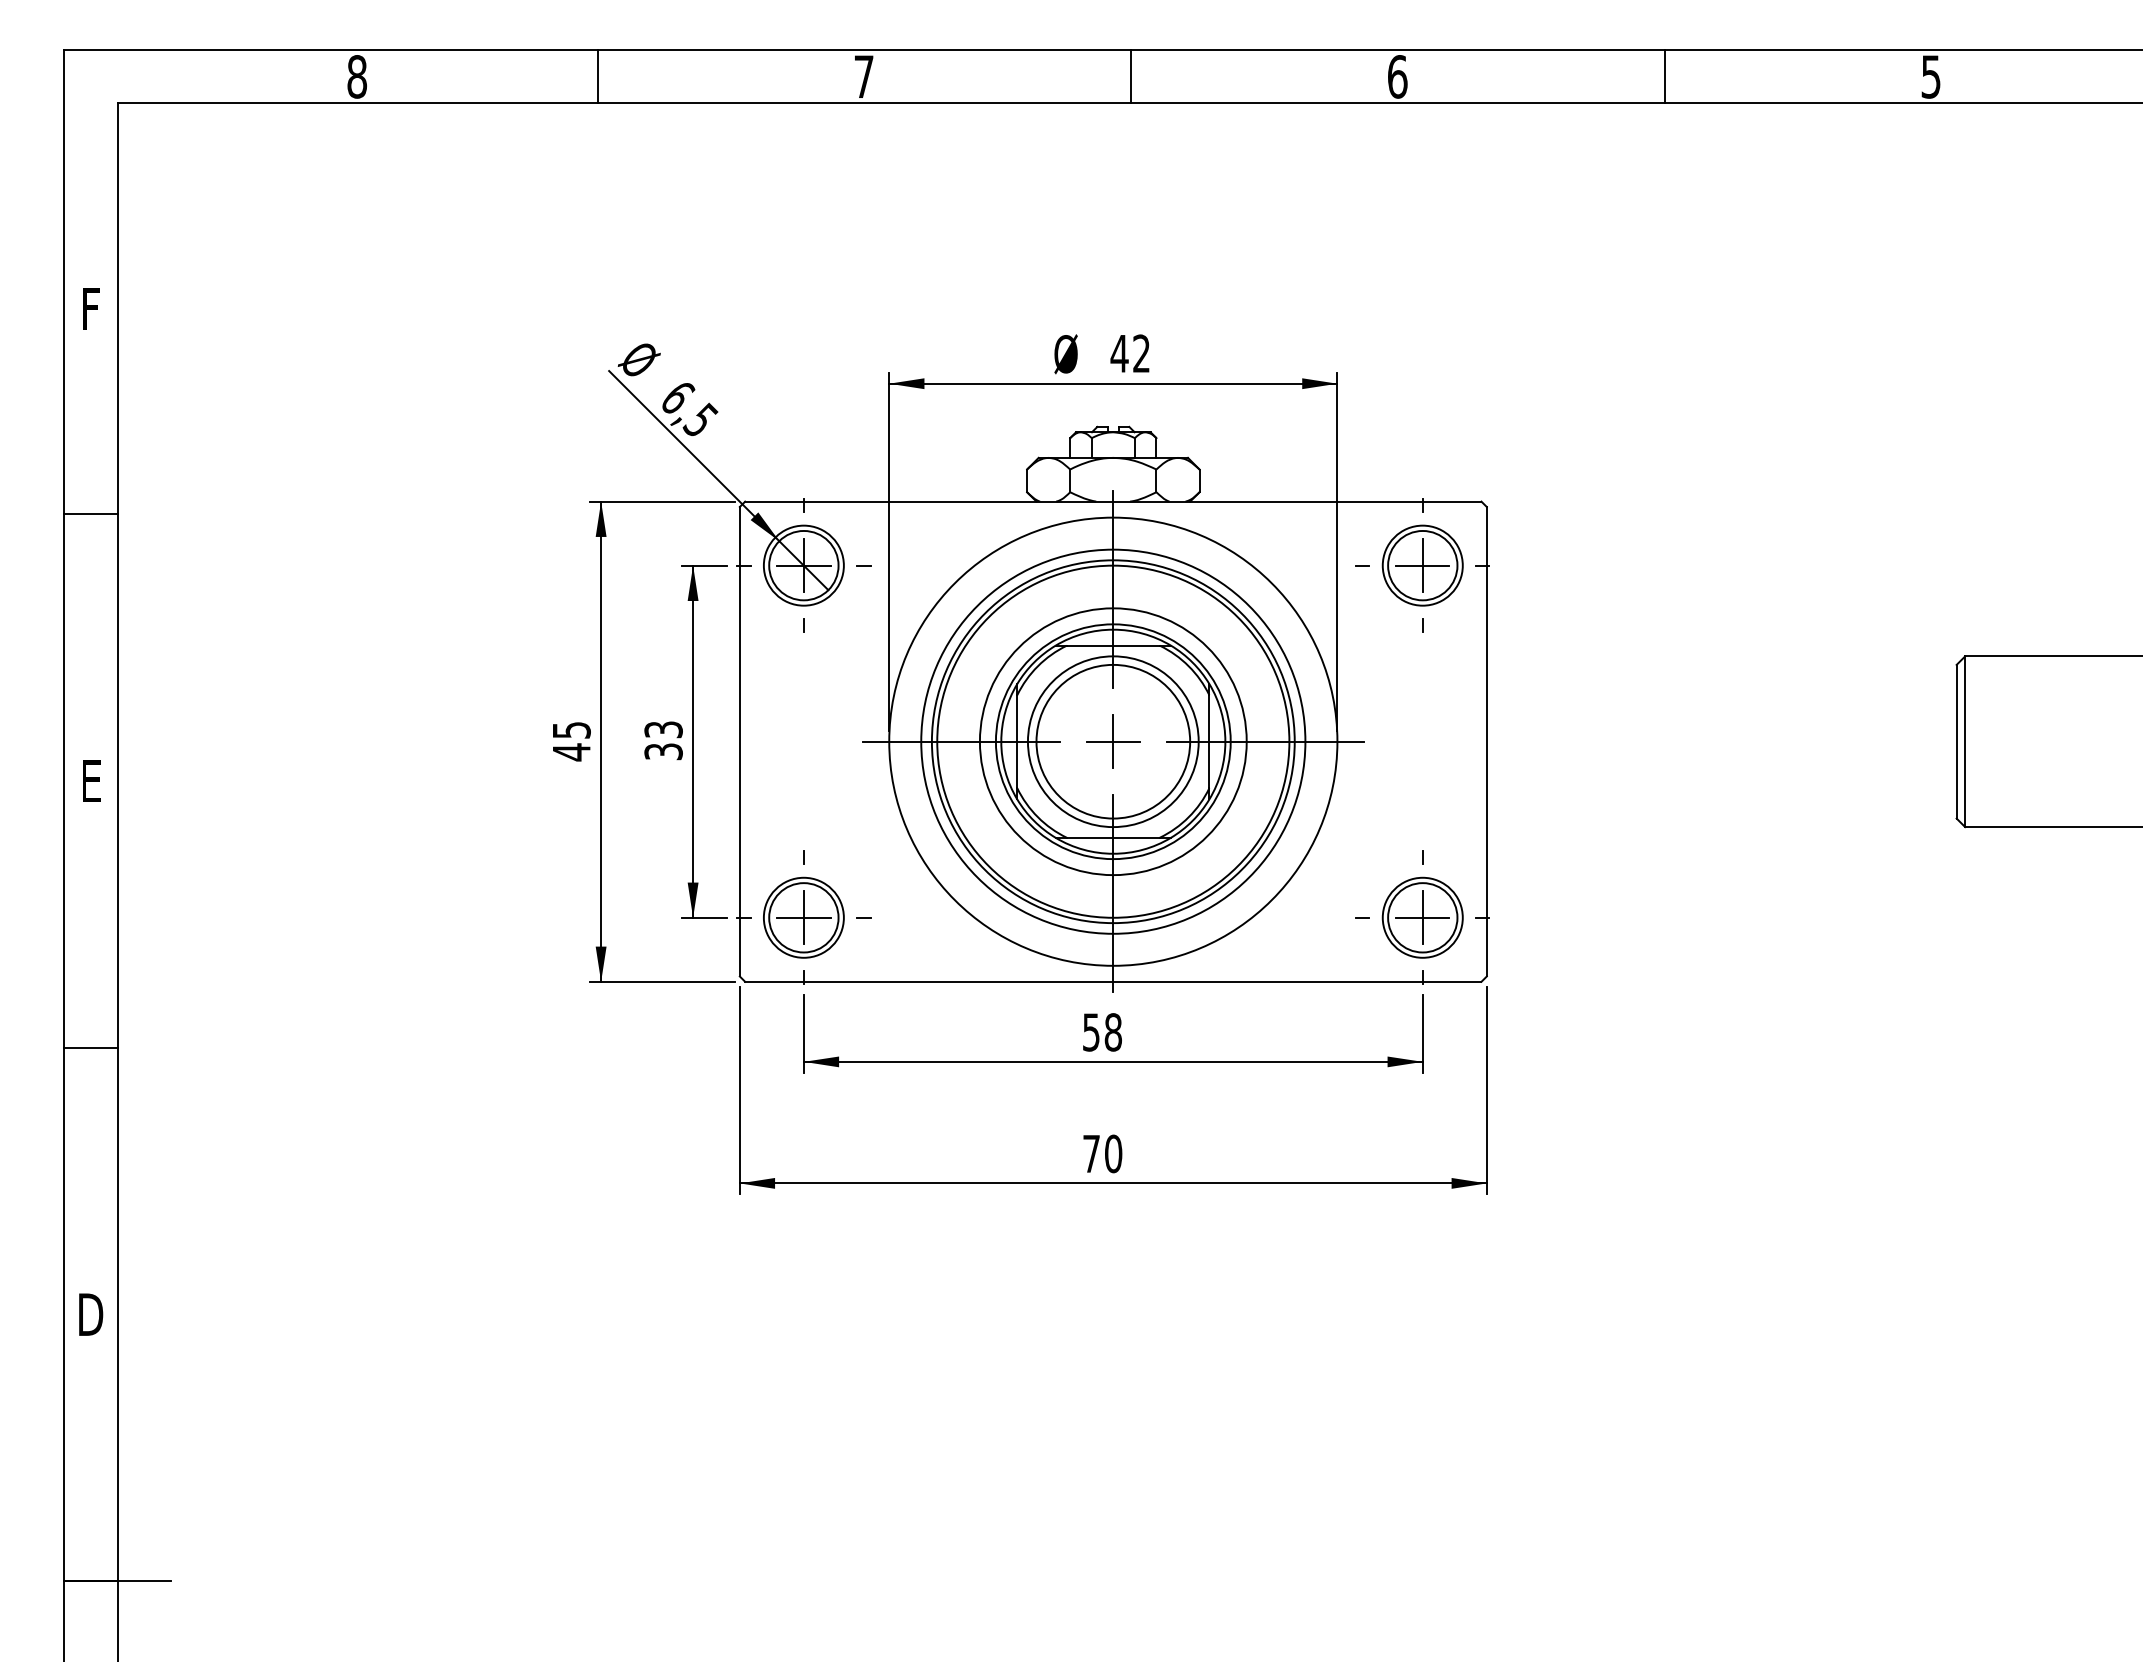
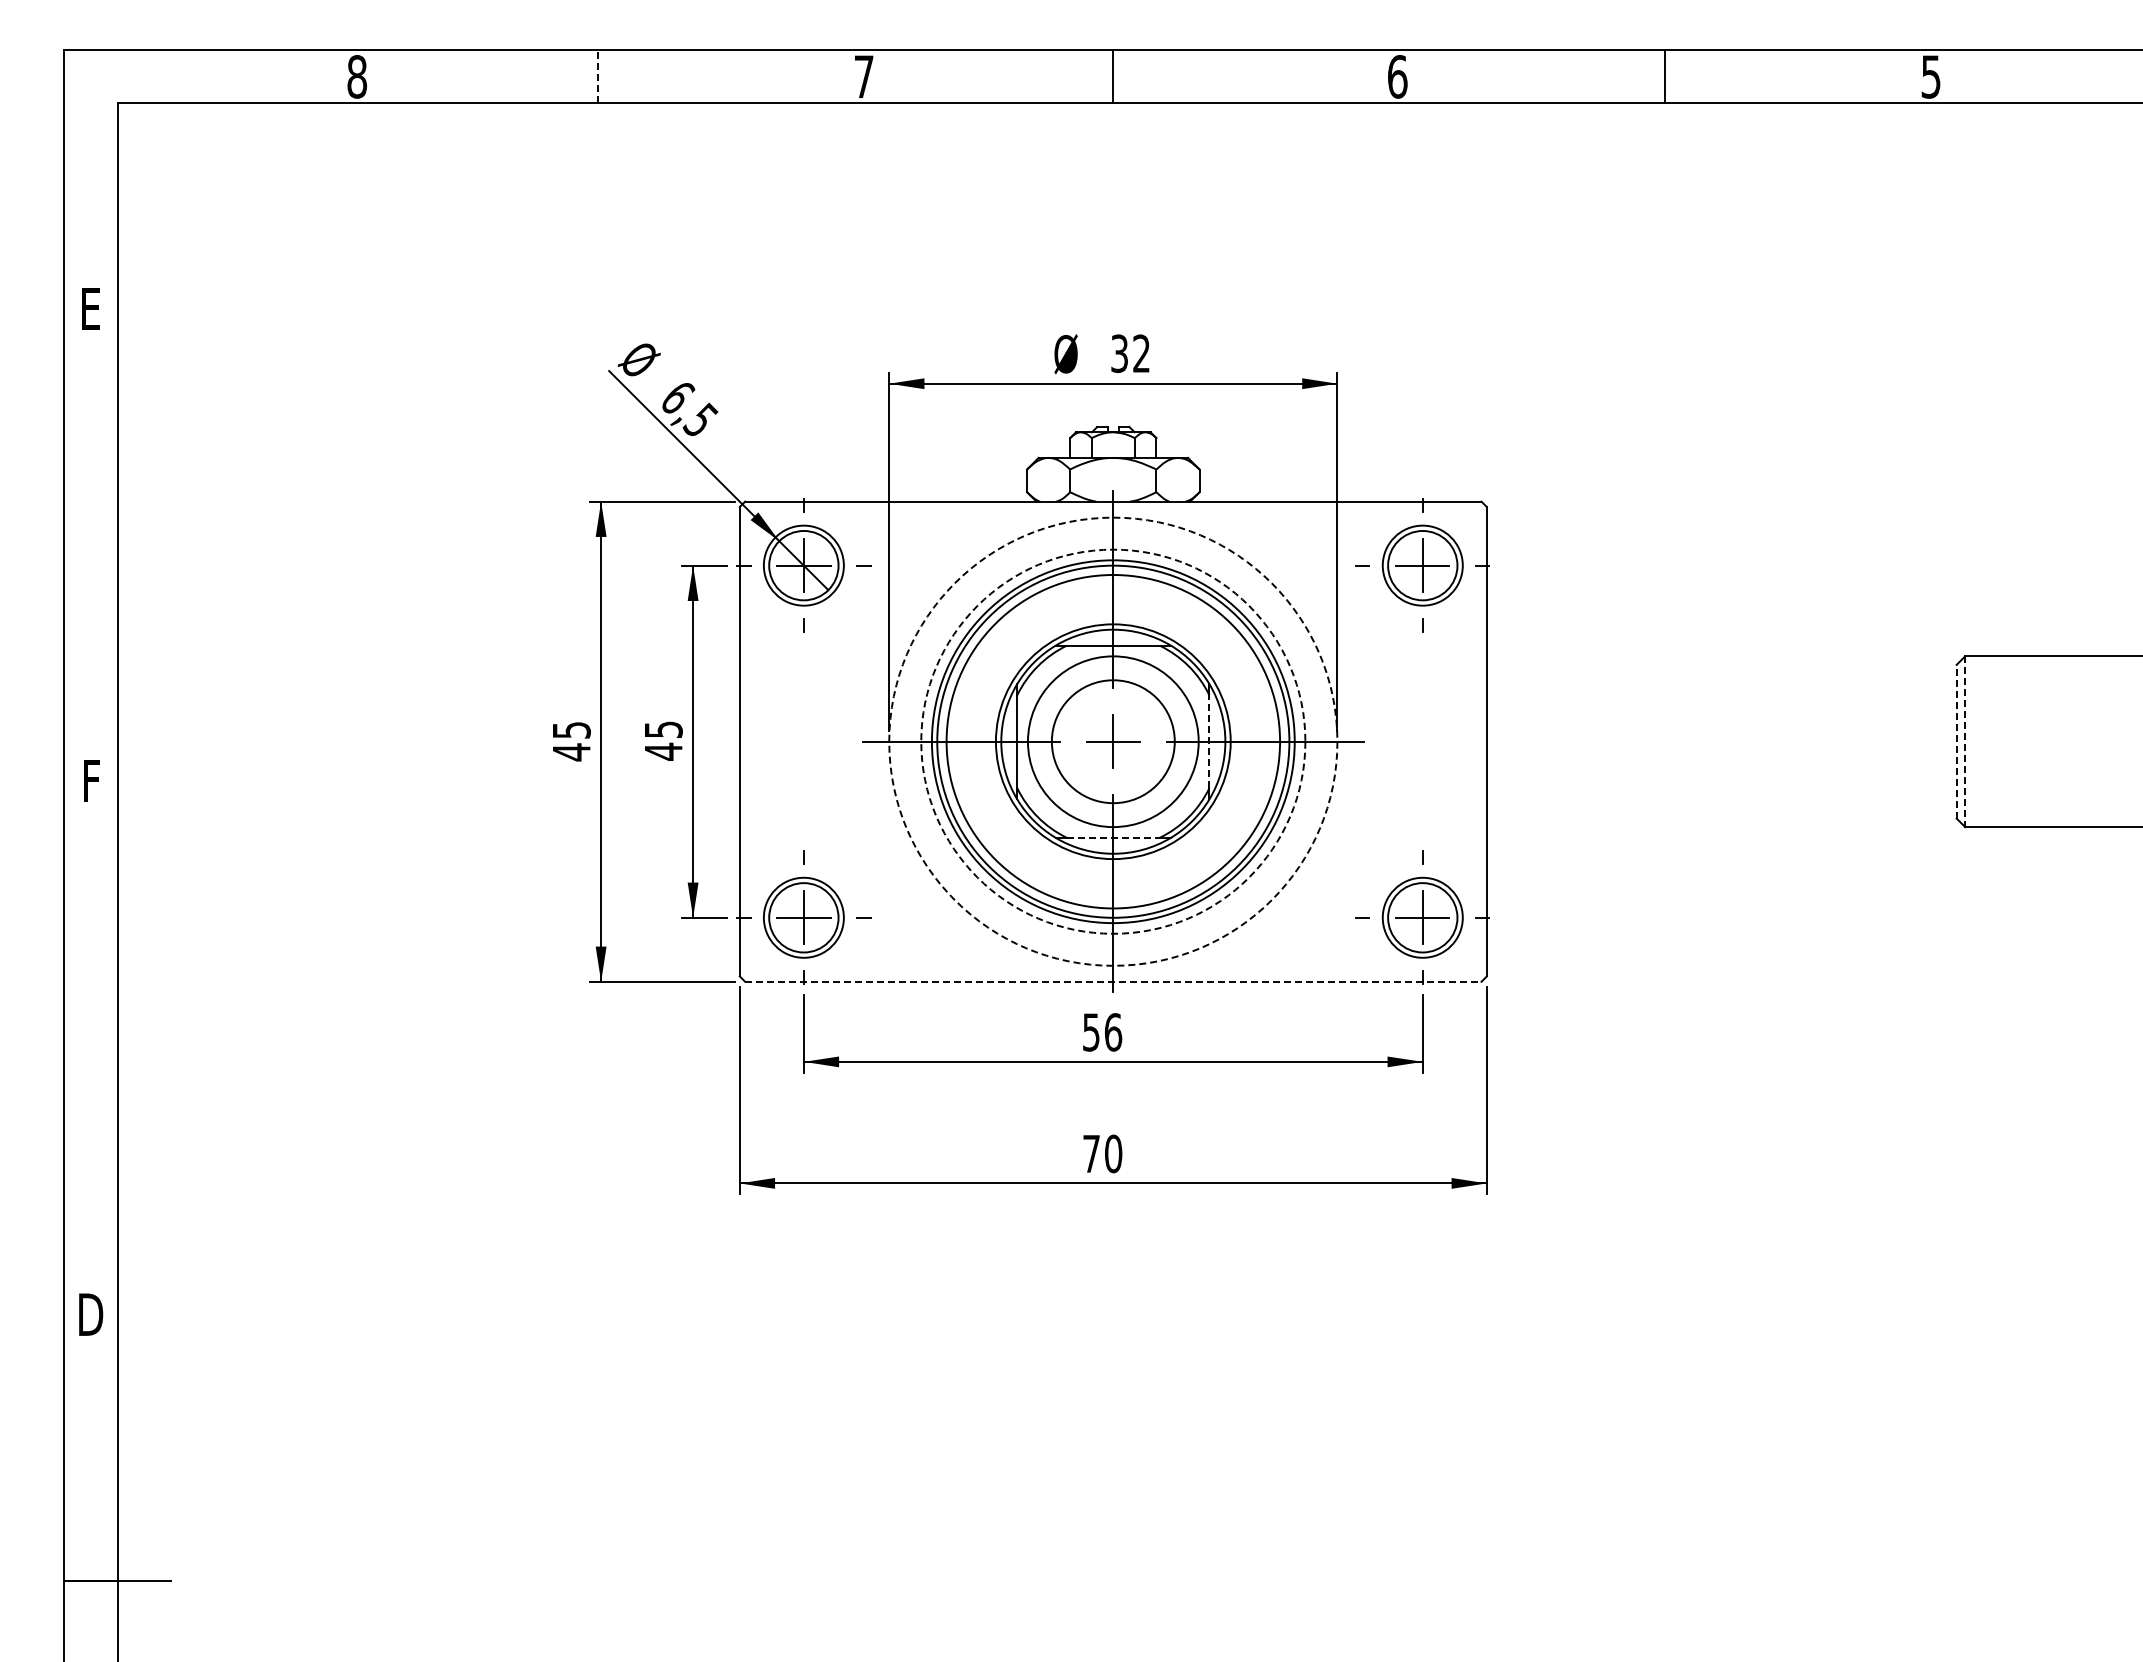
line: solid -> dashed (597, 76)
line position: (1131, 76) -> (1113, 76) (1113, 76)
text: F -> E (90, 308)
text: 42 -> 32 (1119, 353)
line: present -> none (90, 514)
text: 33 -> 45 (663, 740)
circle diameter: 267 px -> 333 px (1113, 741)
circle diameter: 154 px -> 123 px (1112, 741)
circle: solid -> dashed (1113, 741)
circle: solid -> dashed (1113, 741)
line: solid -> dashed (1209, 741)
line: solid -> dashed (1956, 741)
line: solid -> dashed (1965, 742)
text: E -> F (91, 780)
line: solid -> dashed (1113, 837)
line: solid -> dashed (1113, 981)
text: 58 -> 56 (1113, 1032)
line: present -> none (90, 1047)
